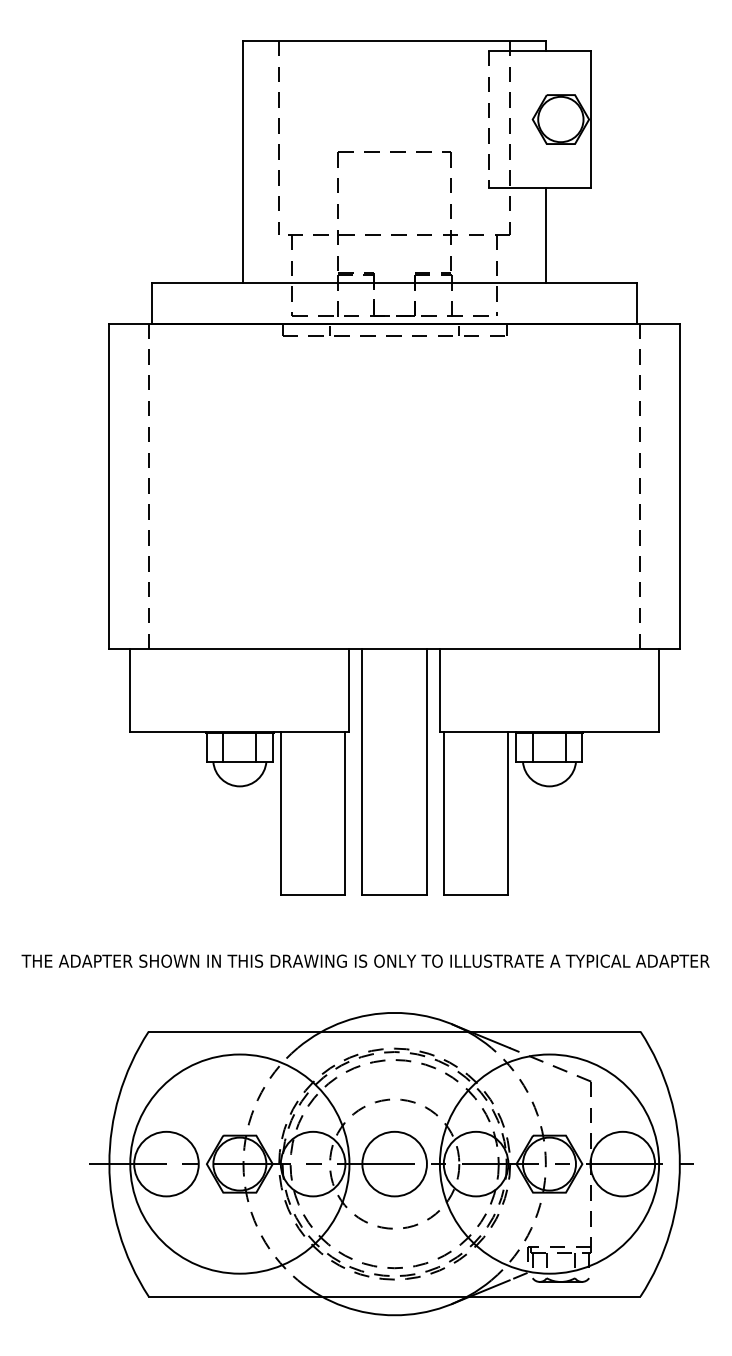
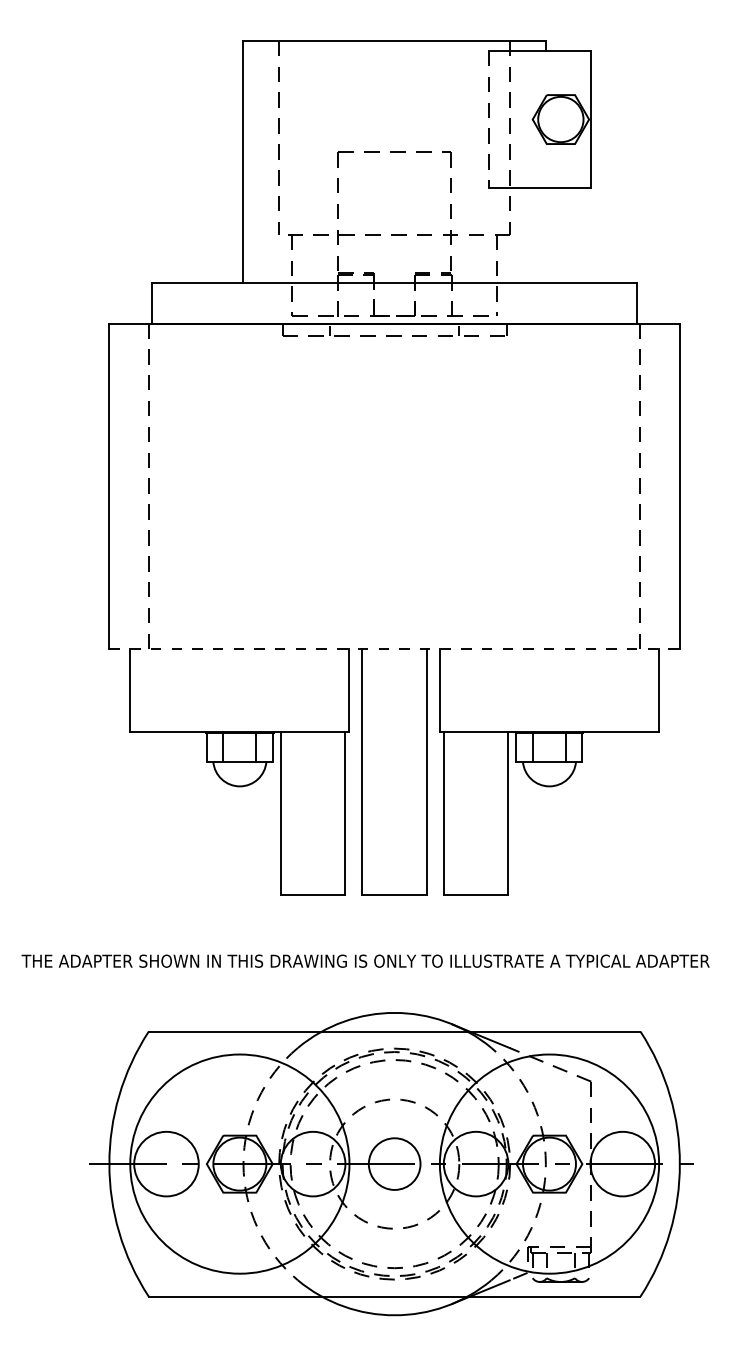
line: present -> none (545, 235)
line: solid -> dashed (395, 649)
circle diameter: 65 px -> 52 px (394, 1163)
